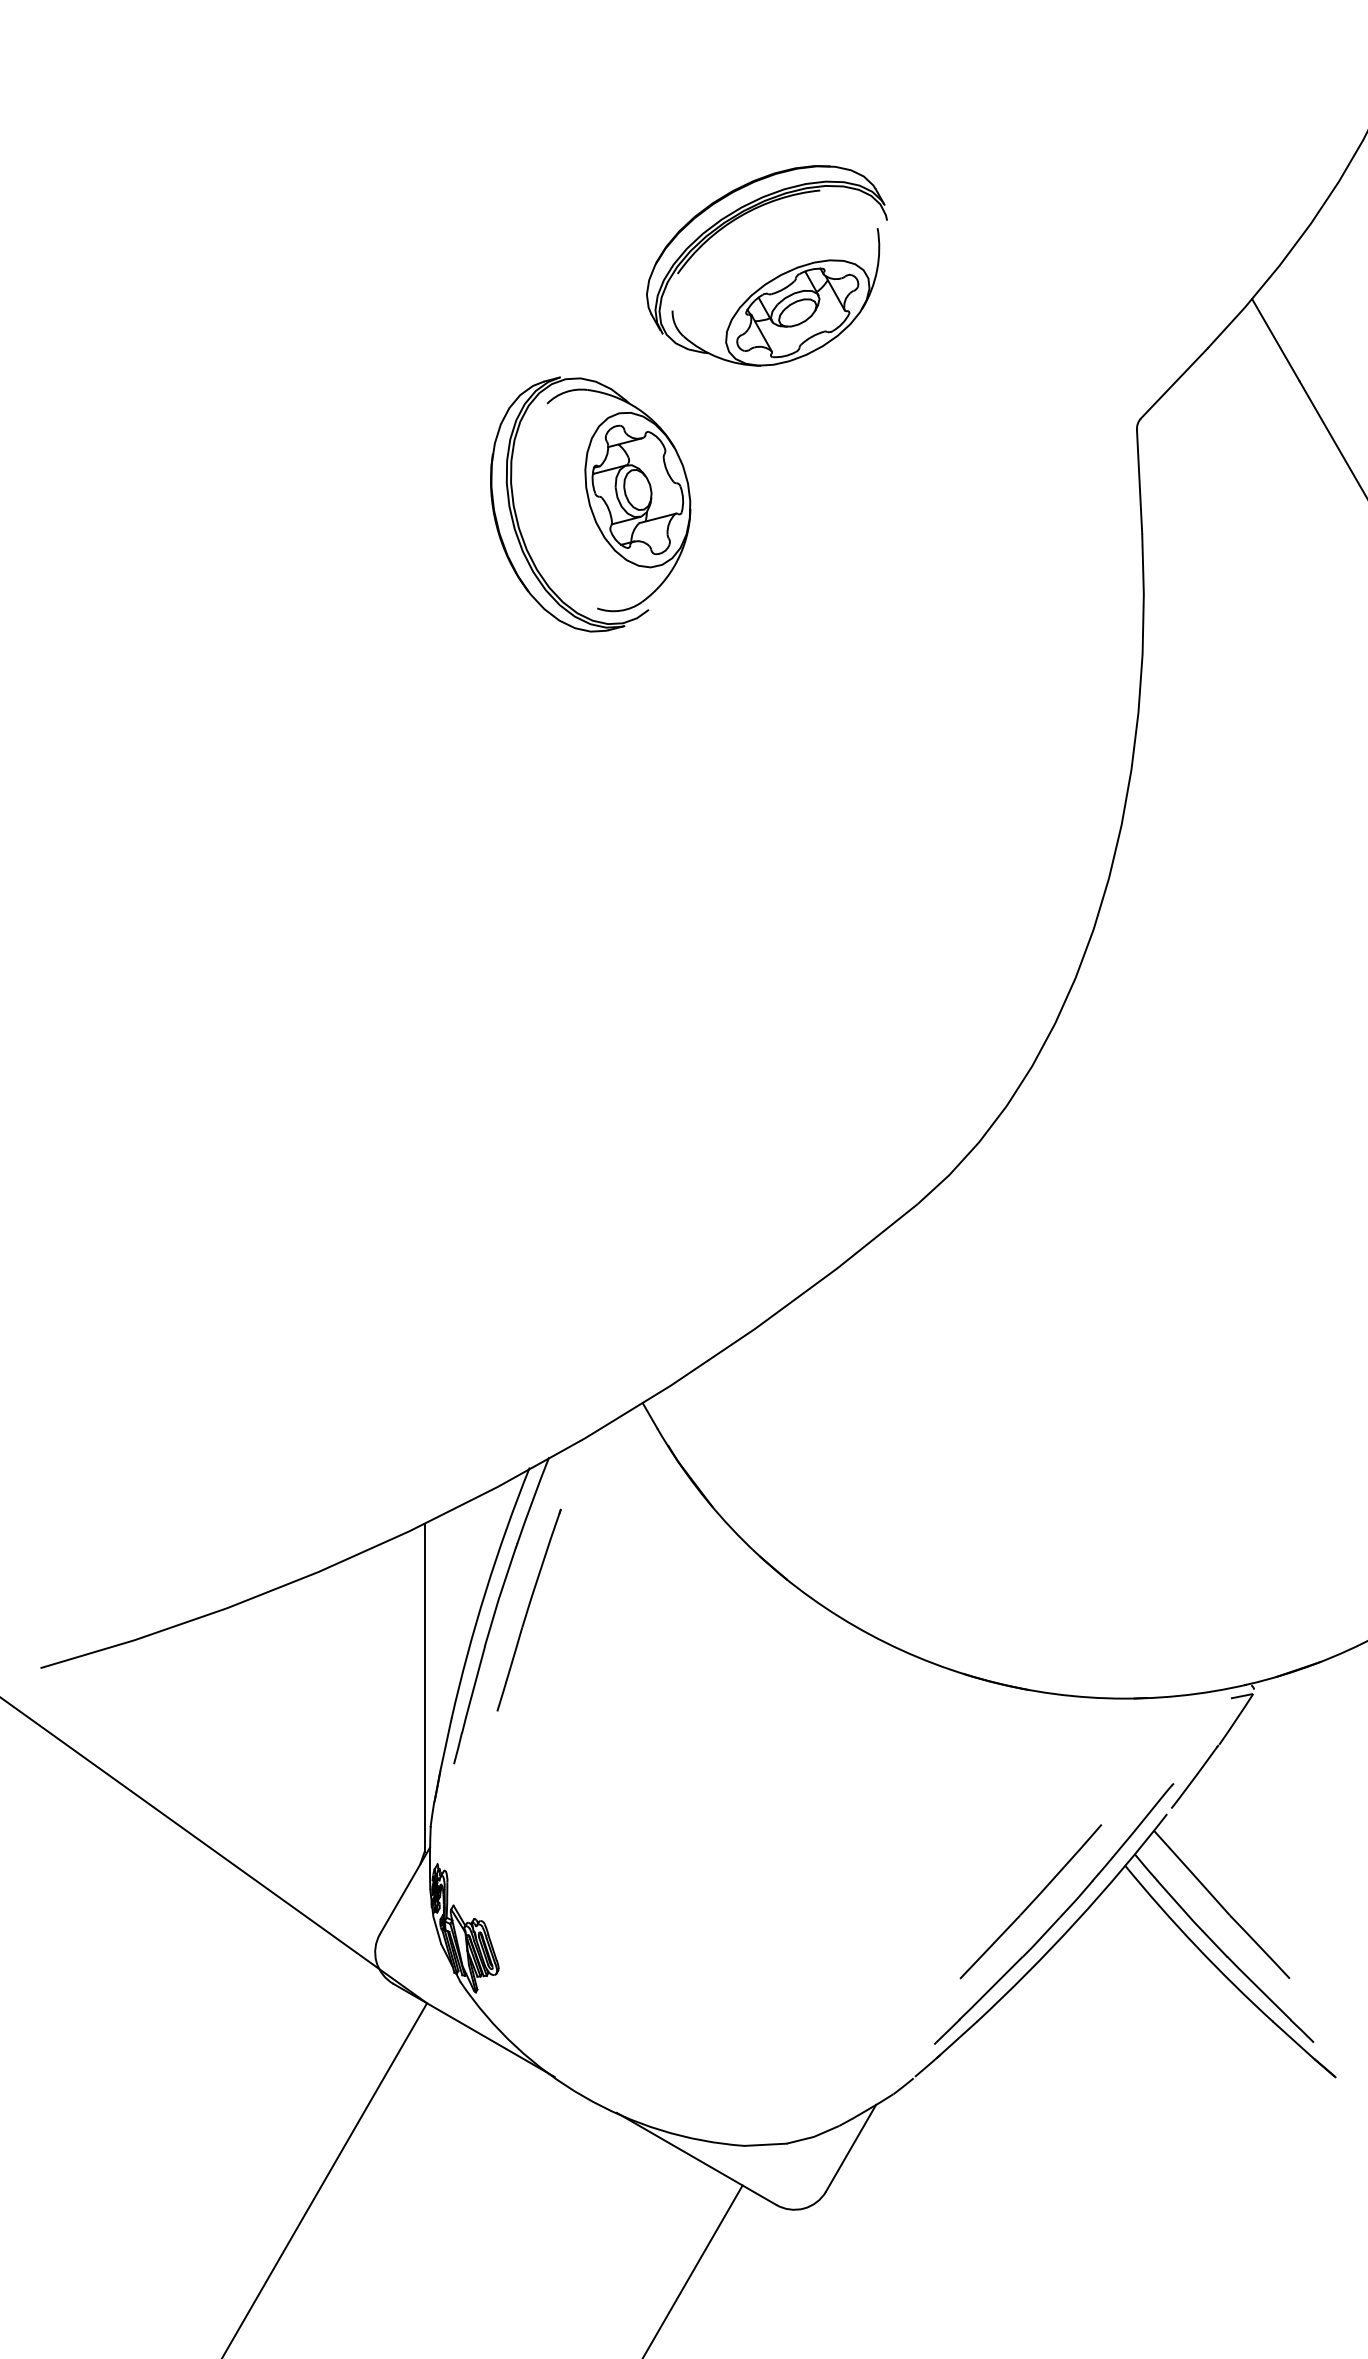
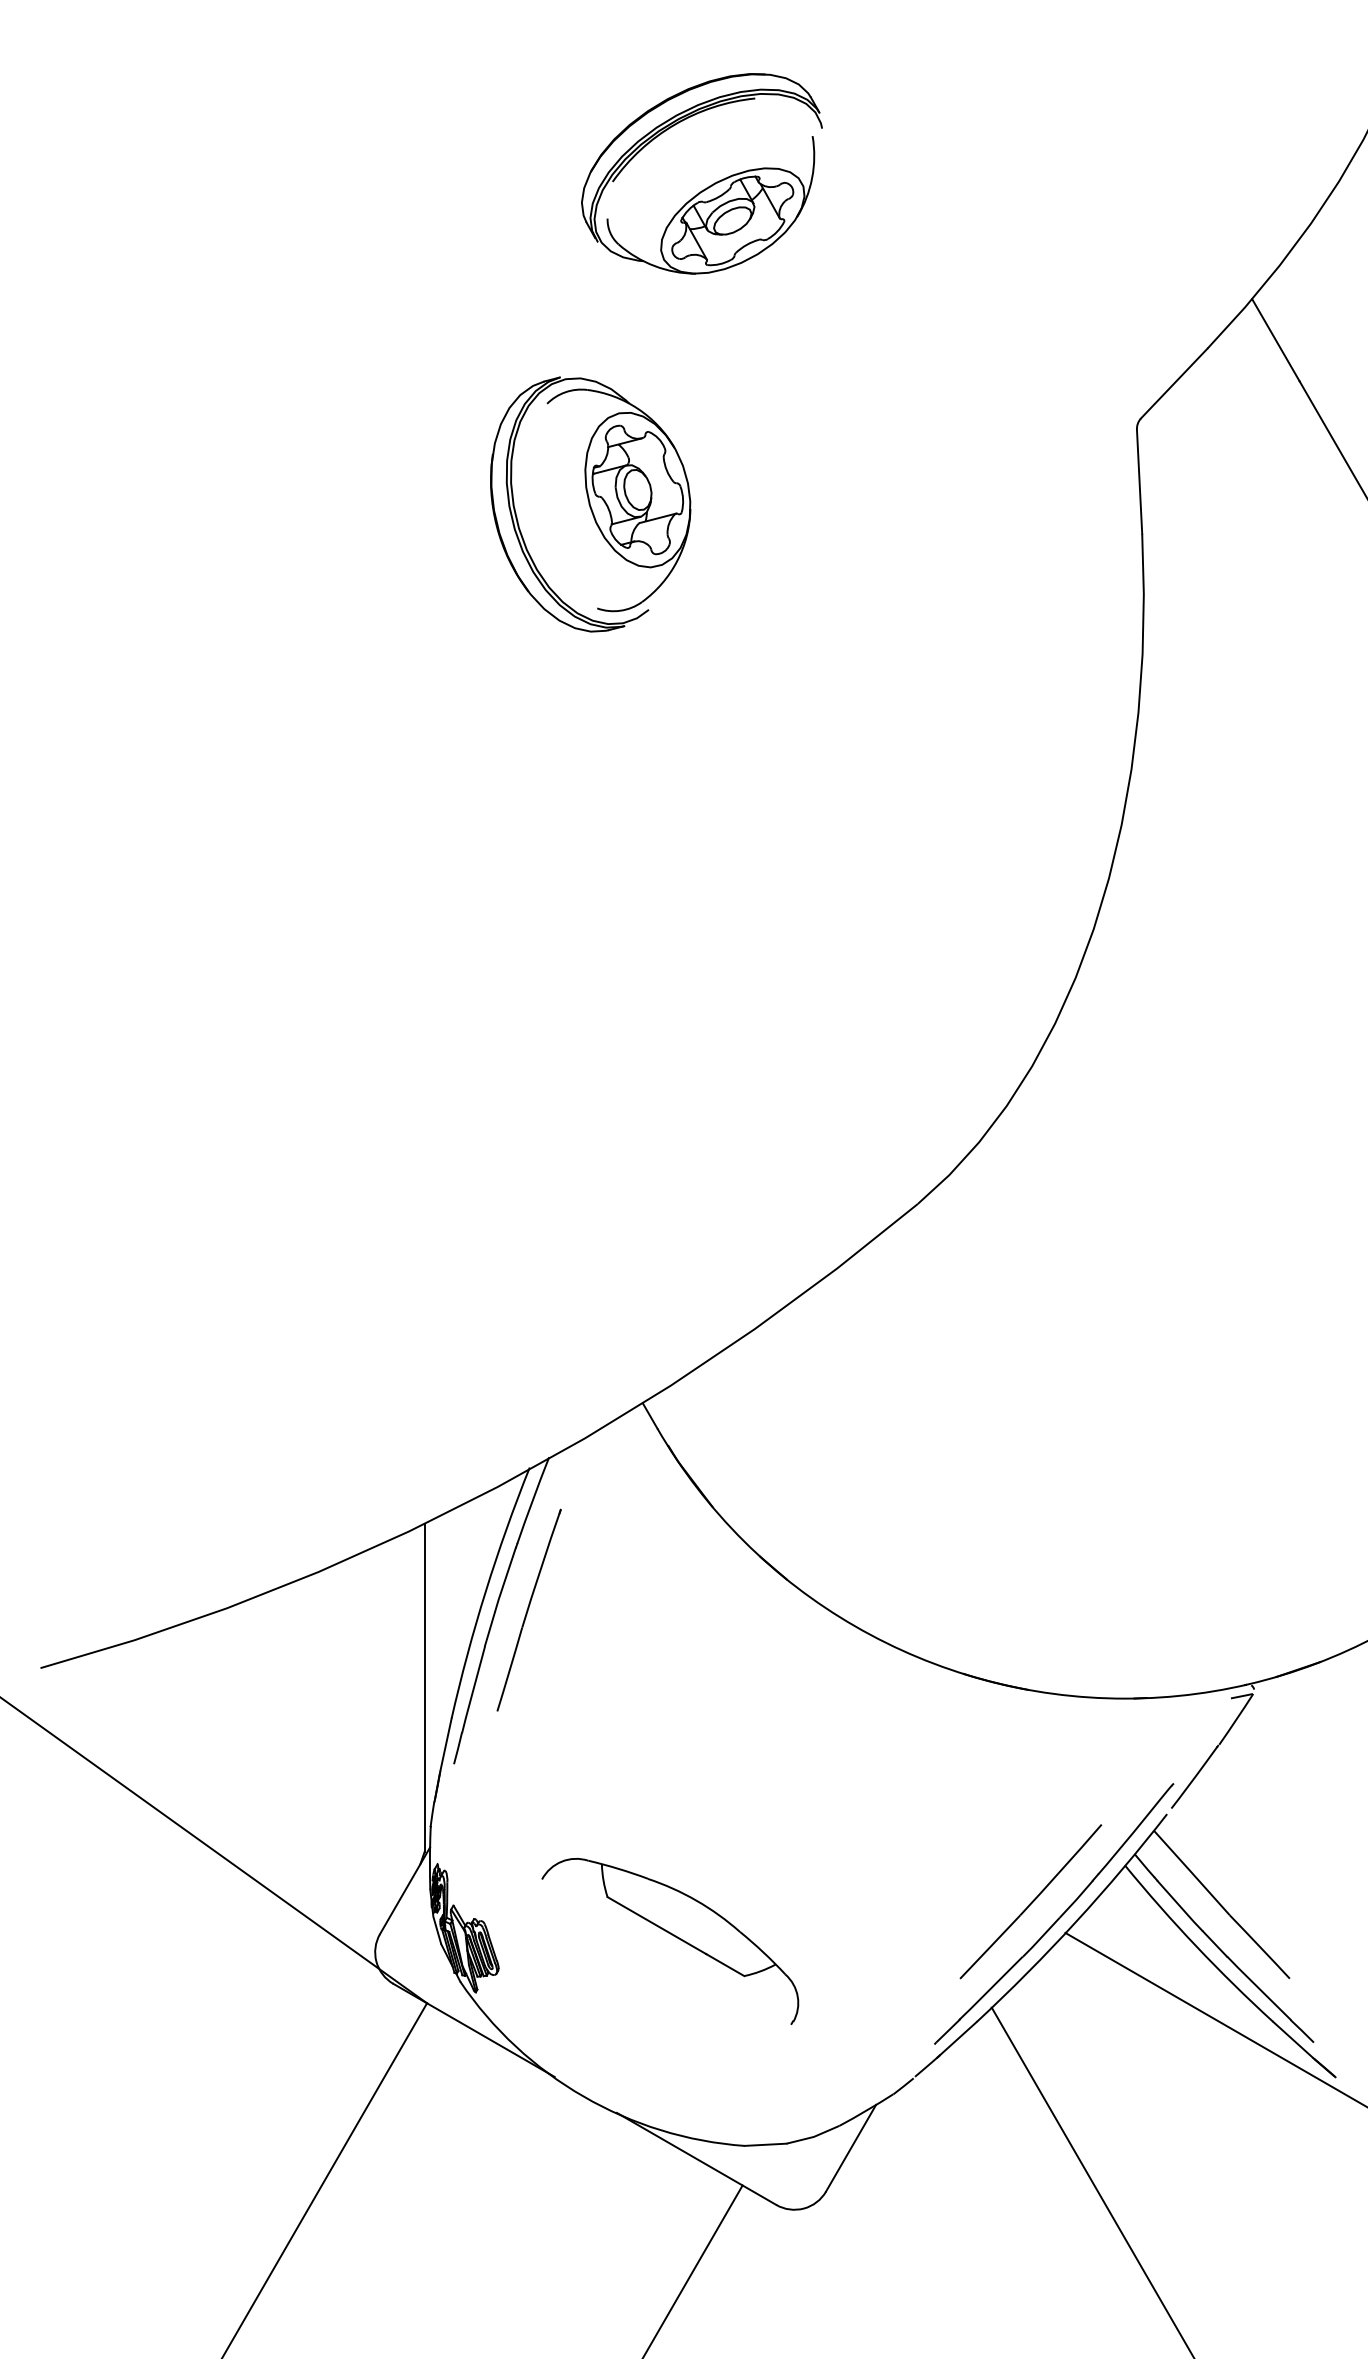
part position: (774, 277) -> (709, 185) (709, 185)
part: none -> present (670, 1941)
line: none -> present (1214, 2018)
line: none -> present (1091, 2181)
